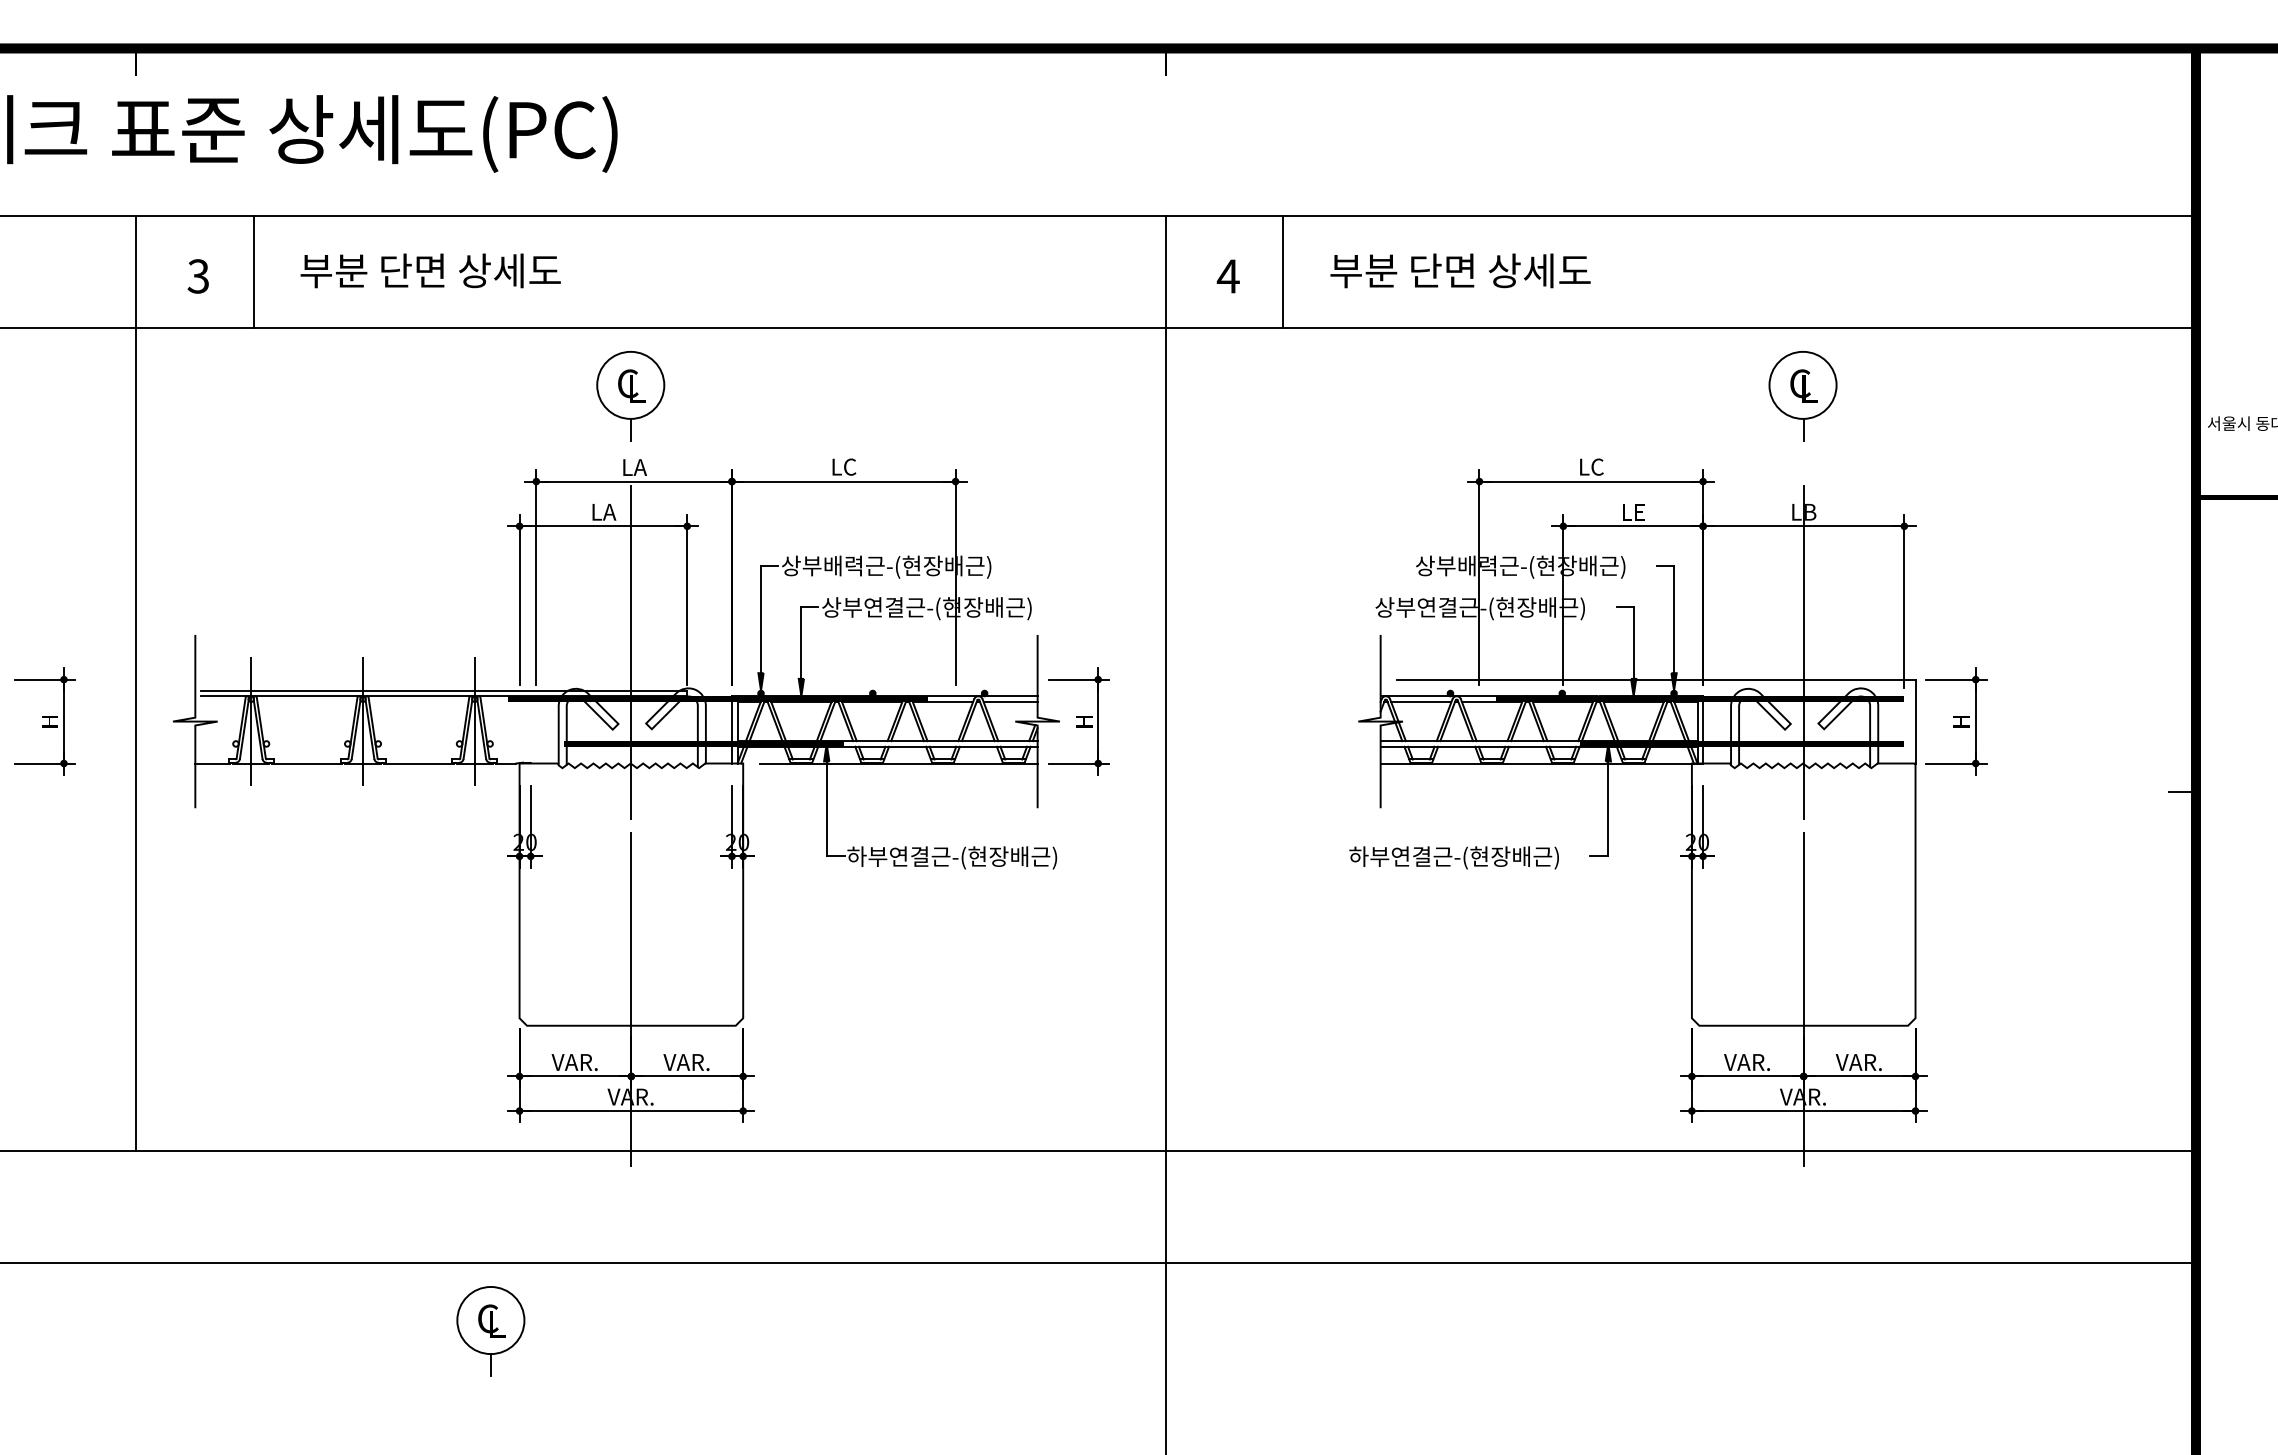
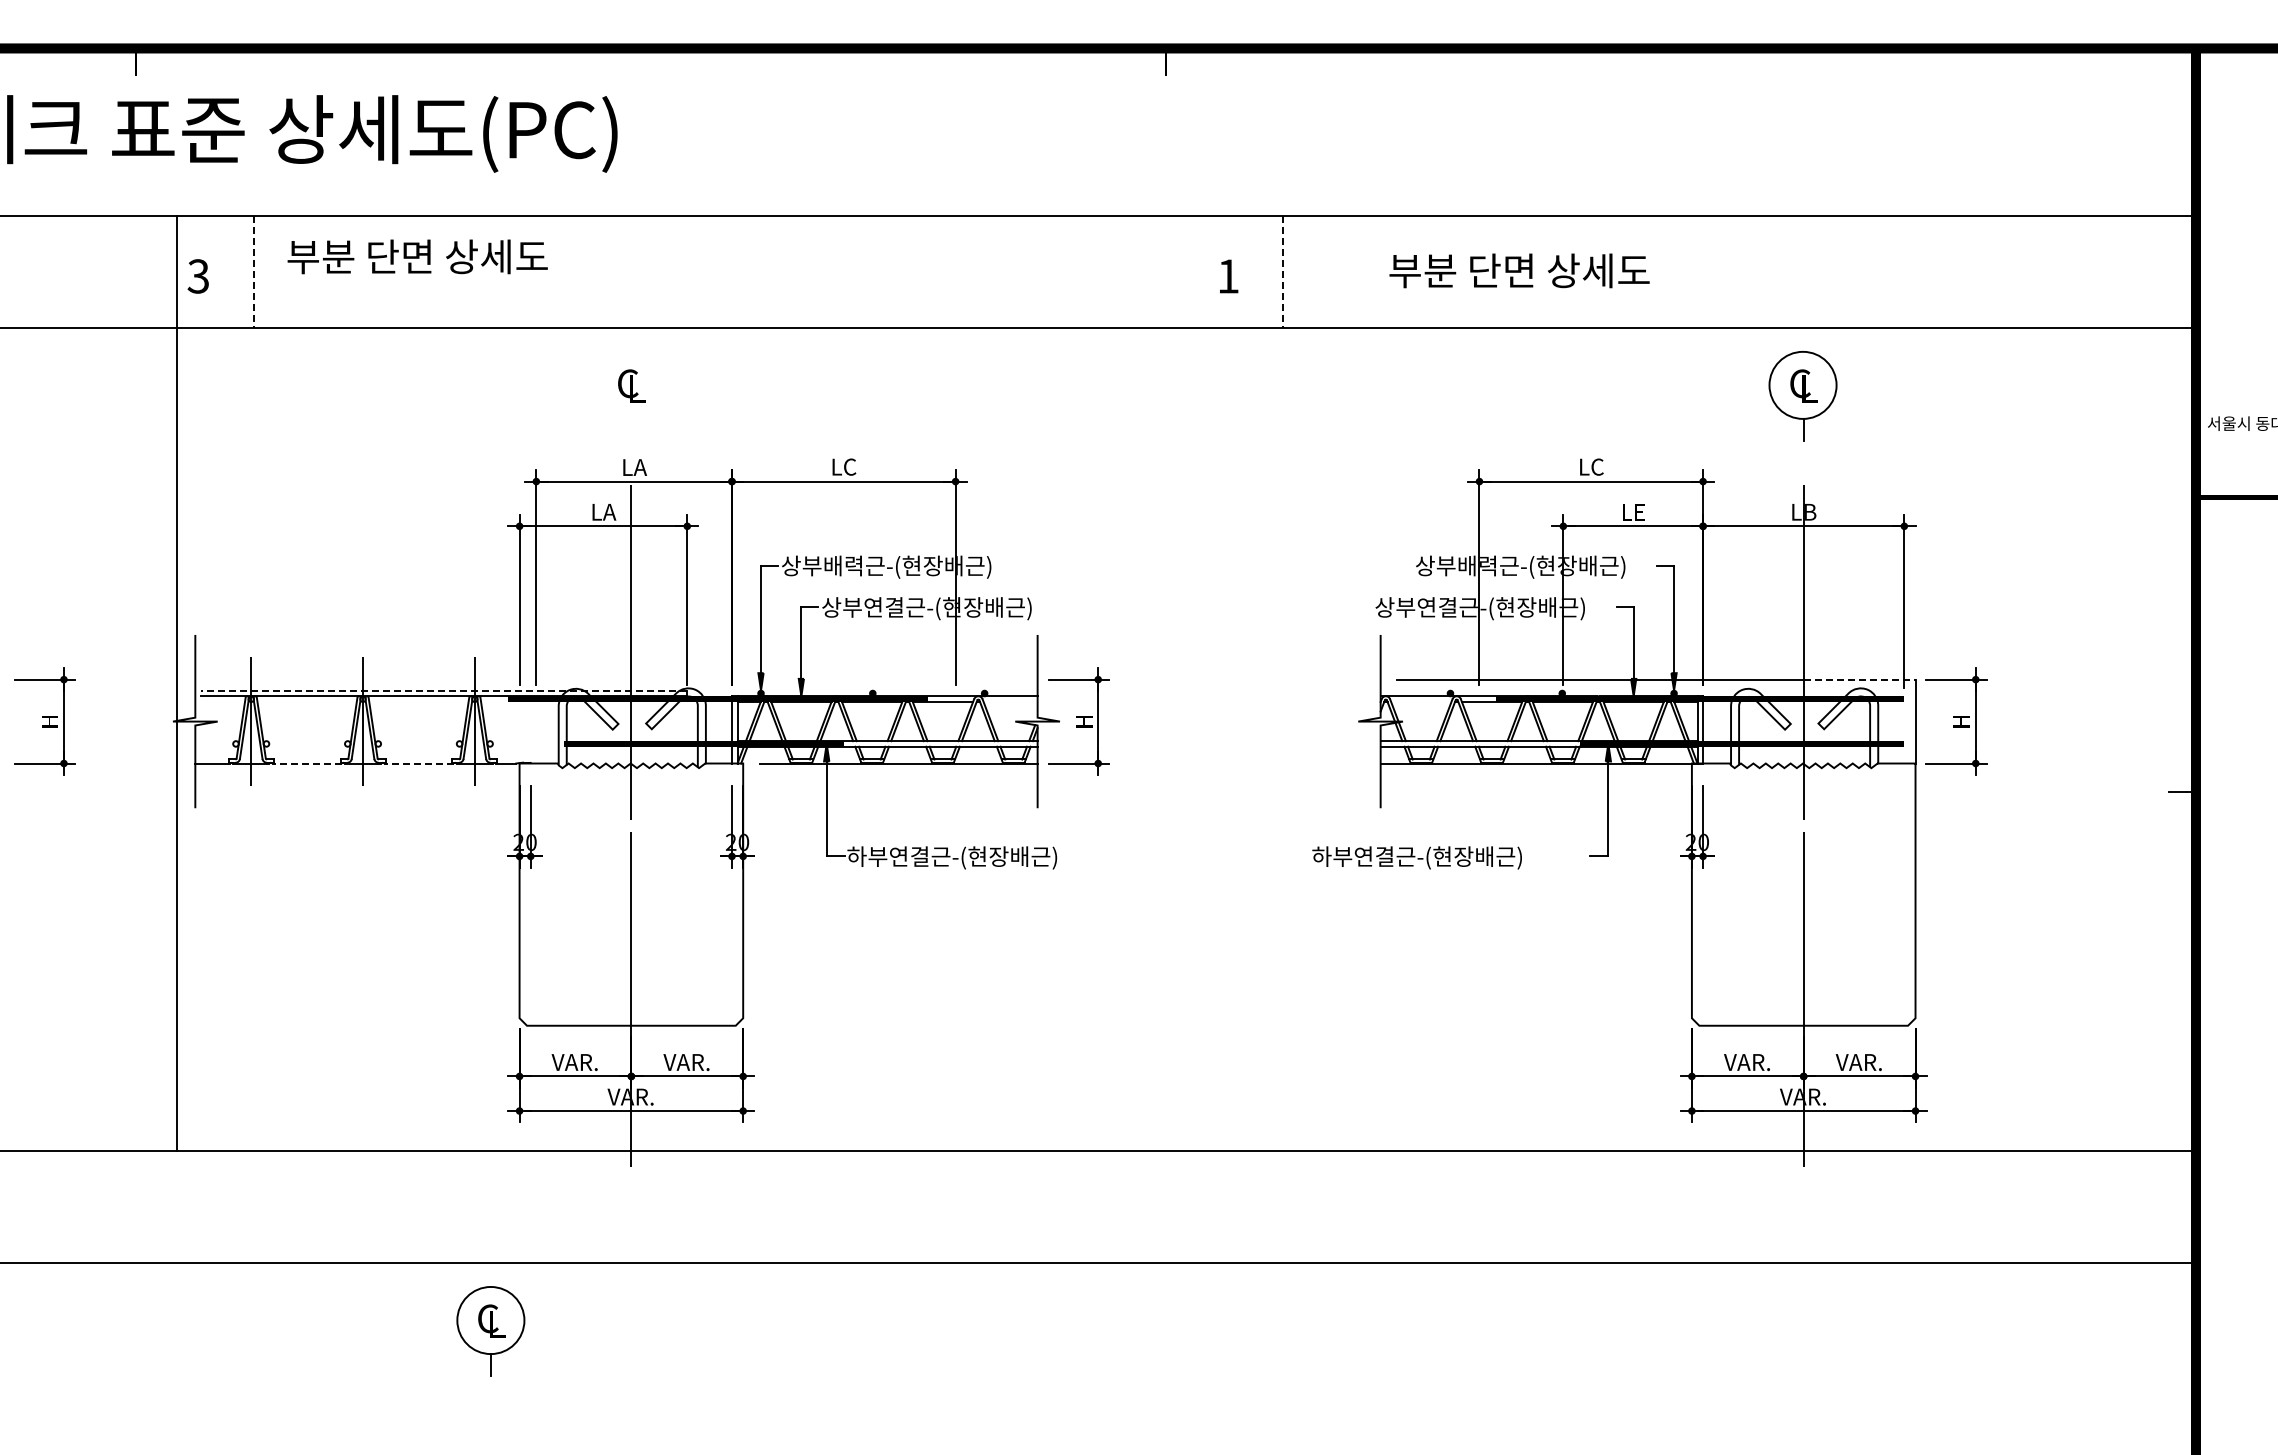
text position: (430, 270) -> (417, 256) (417, 256)
text position: (1460, 270) -> (1519, 270) (1519, 270)
line: solid -> dashed (253, 272)
line: solid -> dashed (1283, 272)
text: 4 -> 1 (1227, 276)
part: present -> none (630, 396)
line: solid -> dashed (1859, 679)
line position: (135, 683) -> (176, 683) (176, 683)
line: solid -> dashed (443, 690)
line: present -> none (1010, 702)
line: present -> none (1421, 702)
line: solid -> dashed (307, 763)
line: solid -> dashed (418, 763)
line: present -> none (1165, 833)
text position: (1453, 857) -> (1416, 857) (1416, 857)
